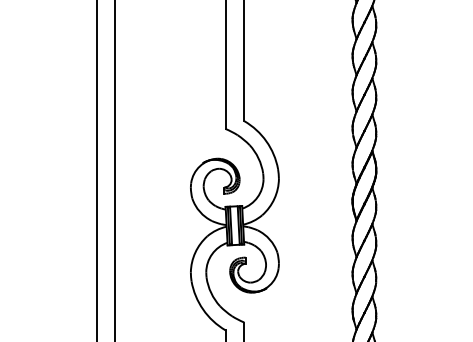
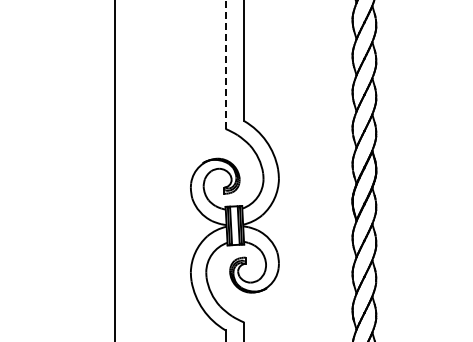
line: solid -> dashed (225, 64)
line: present -> none (96, 170)
